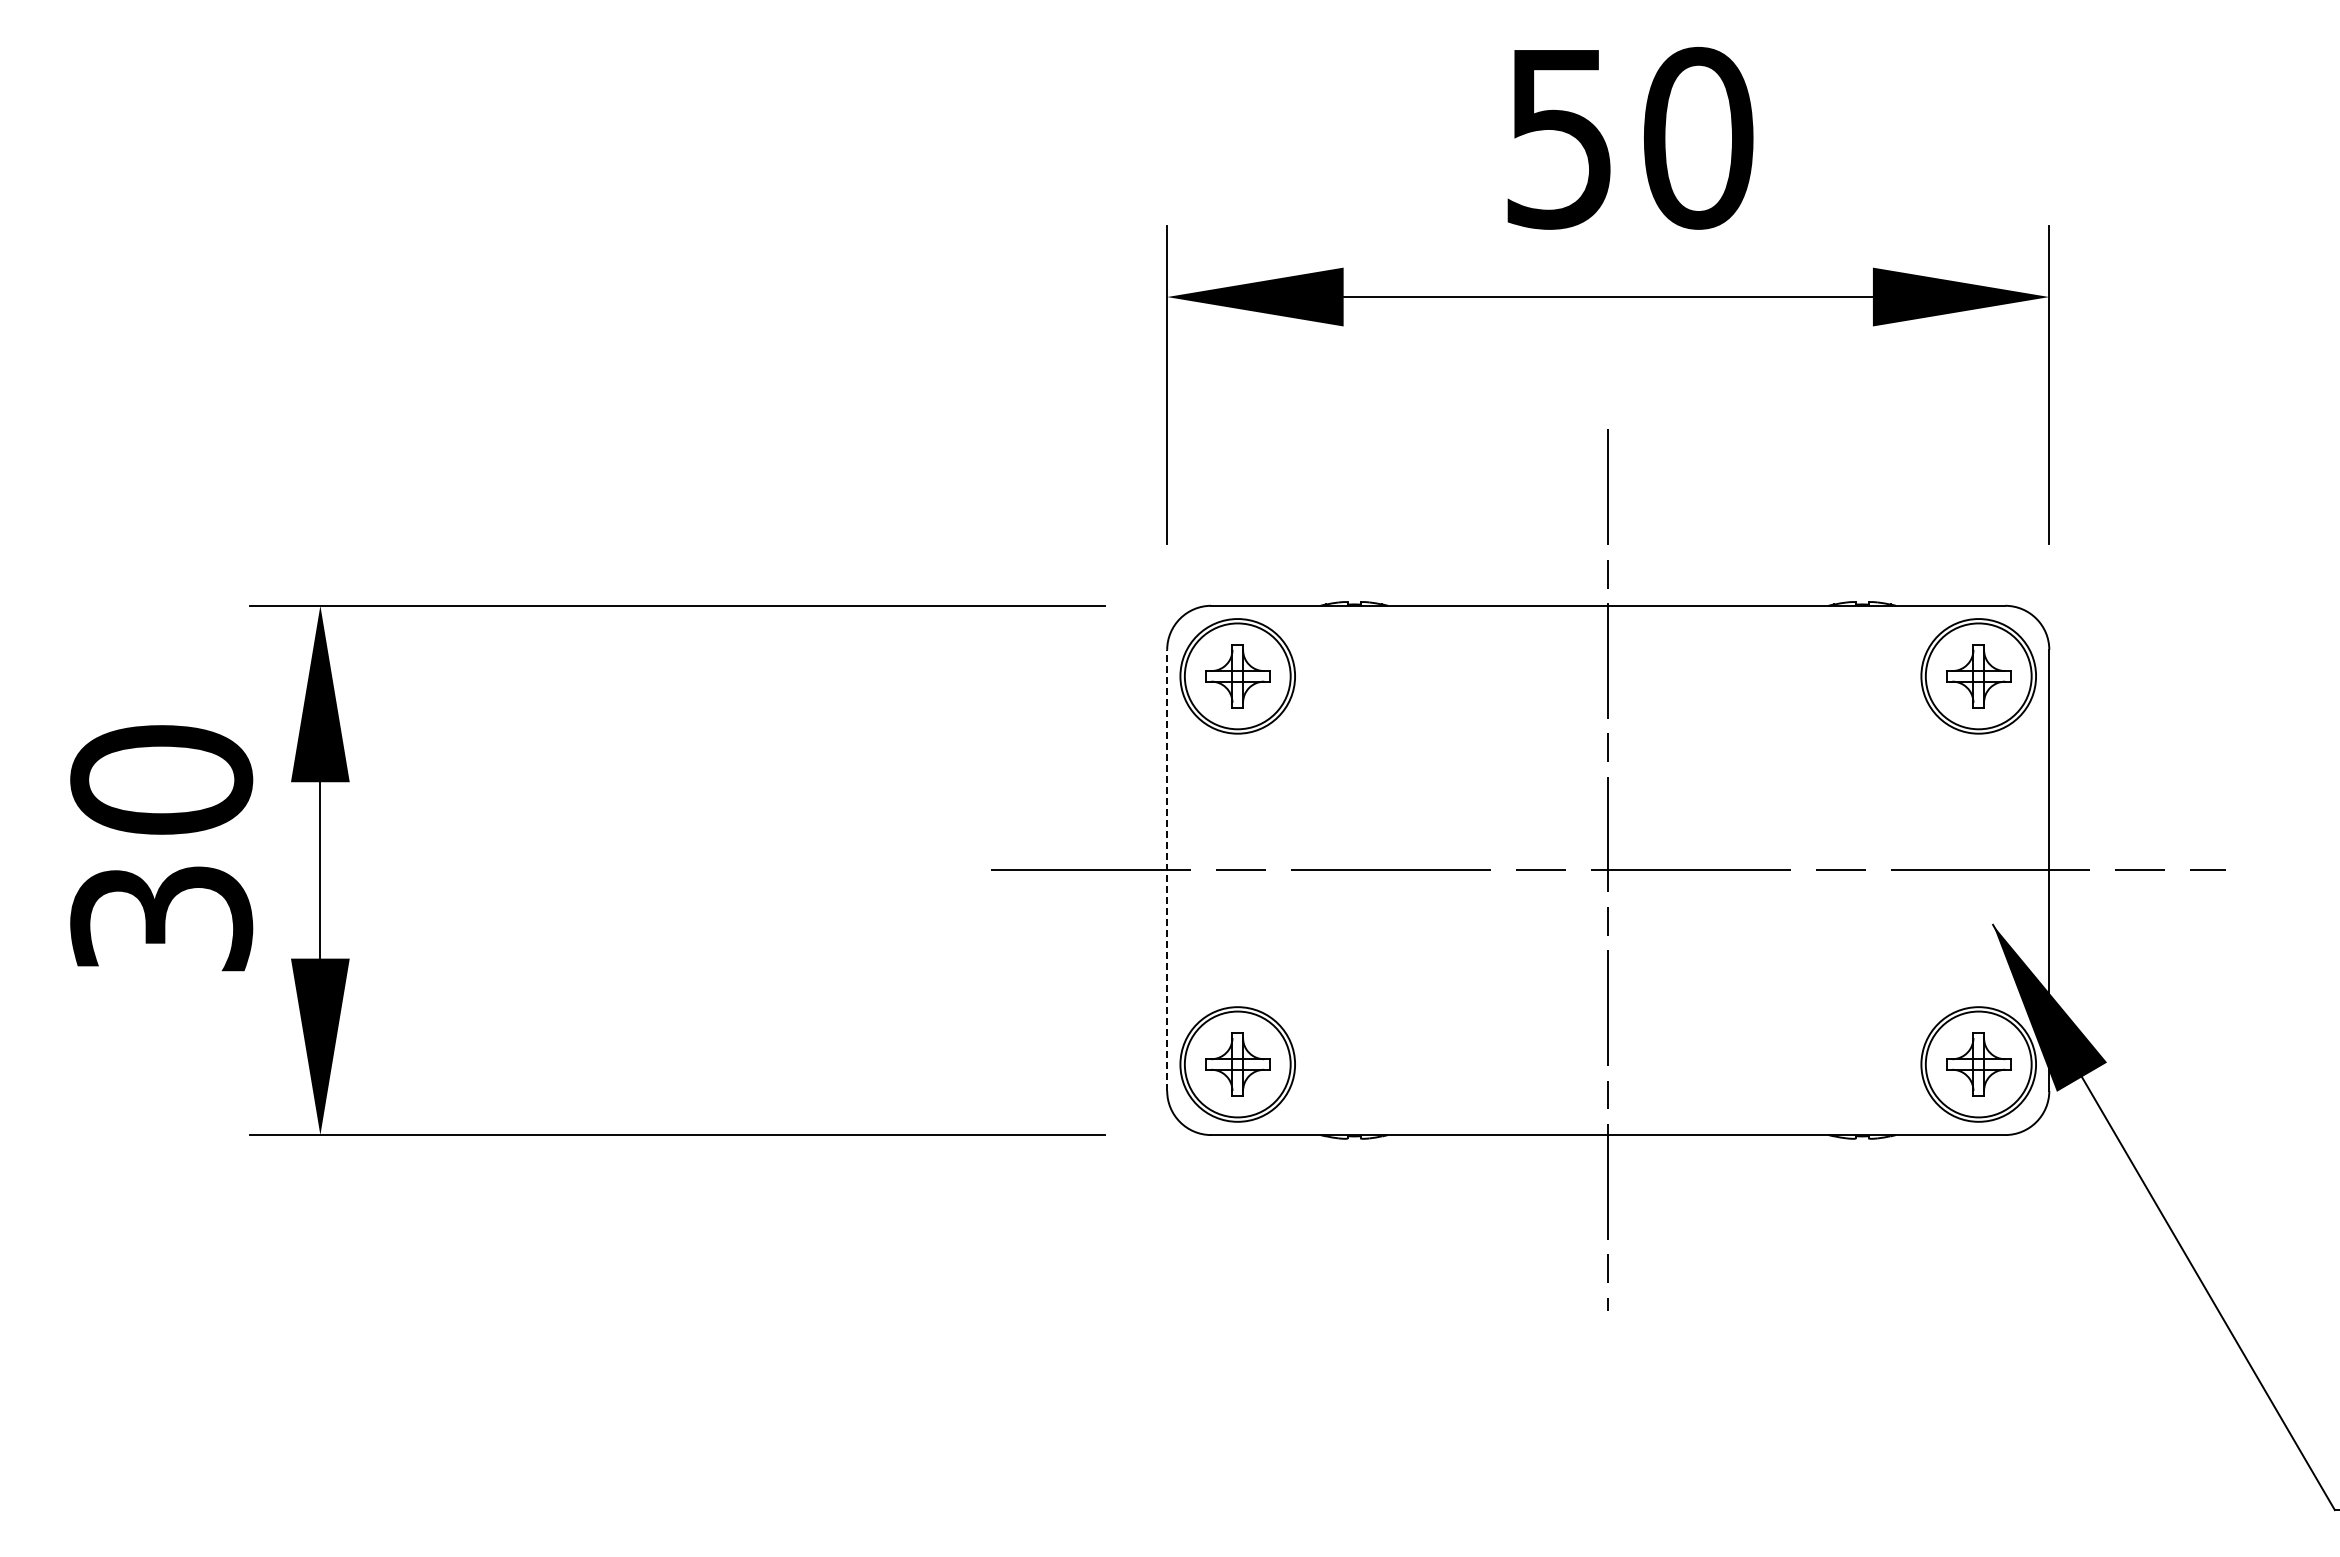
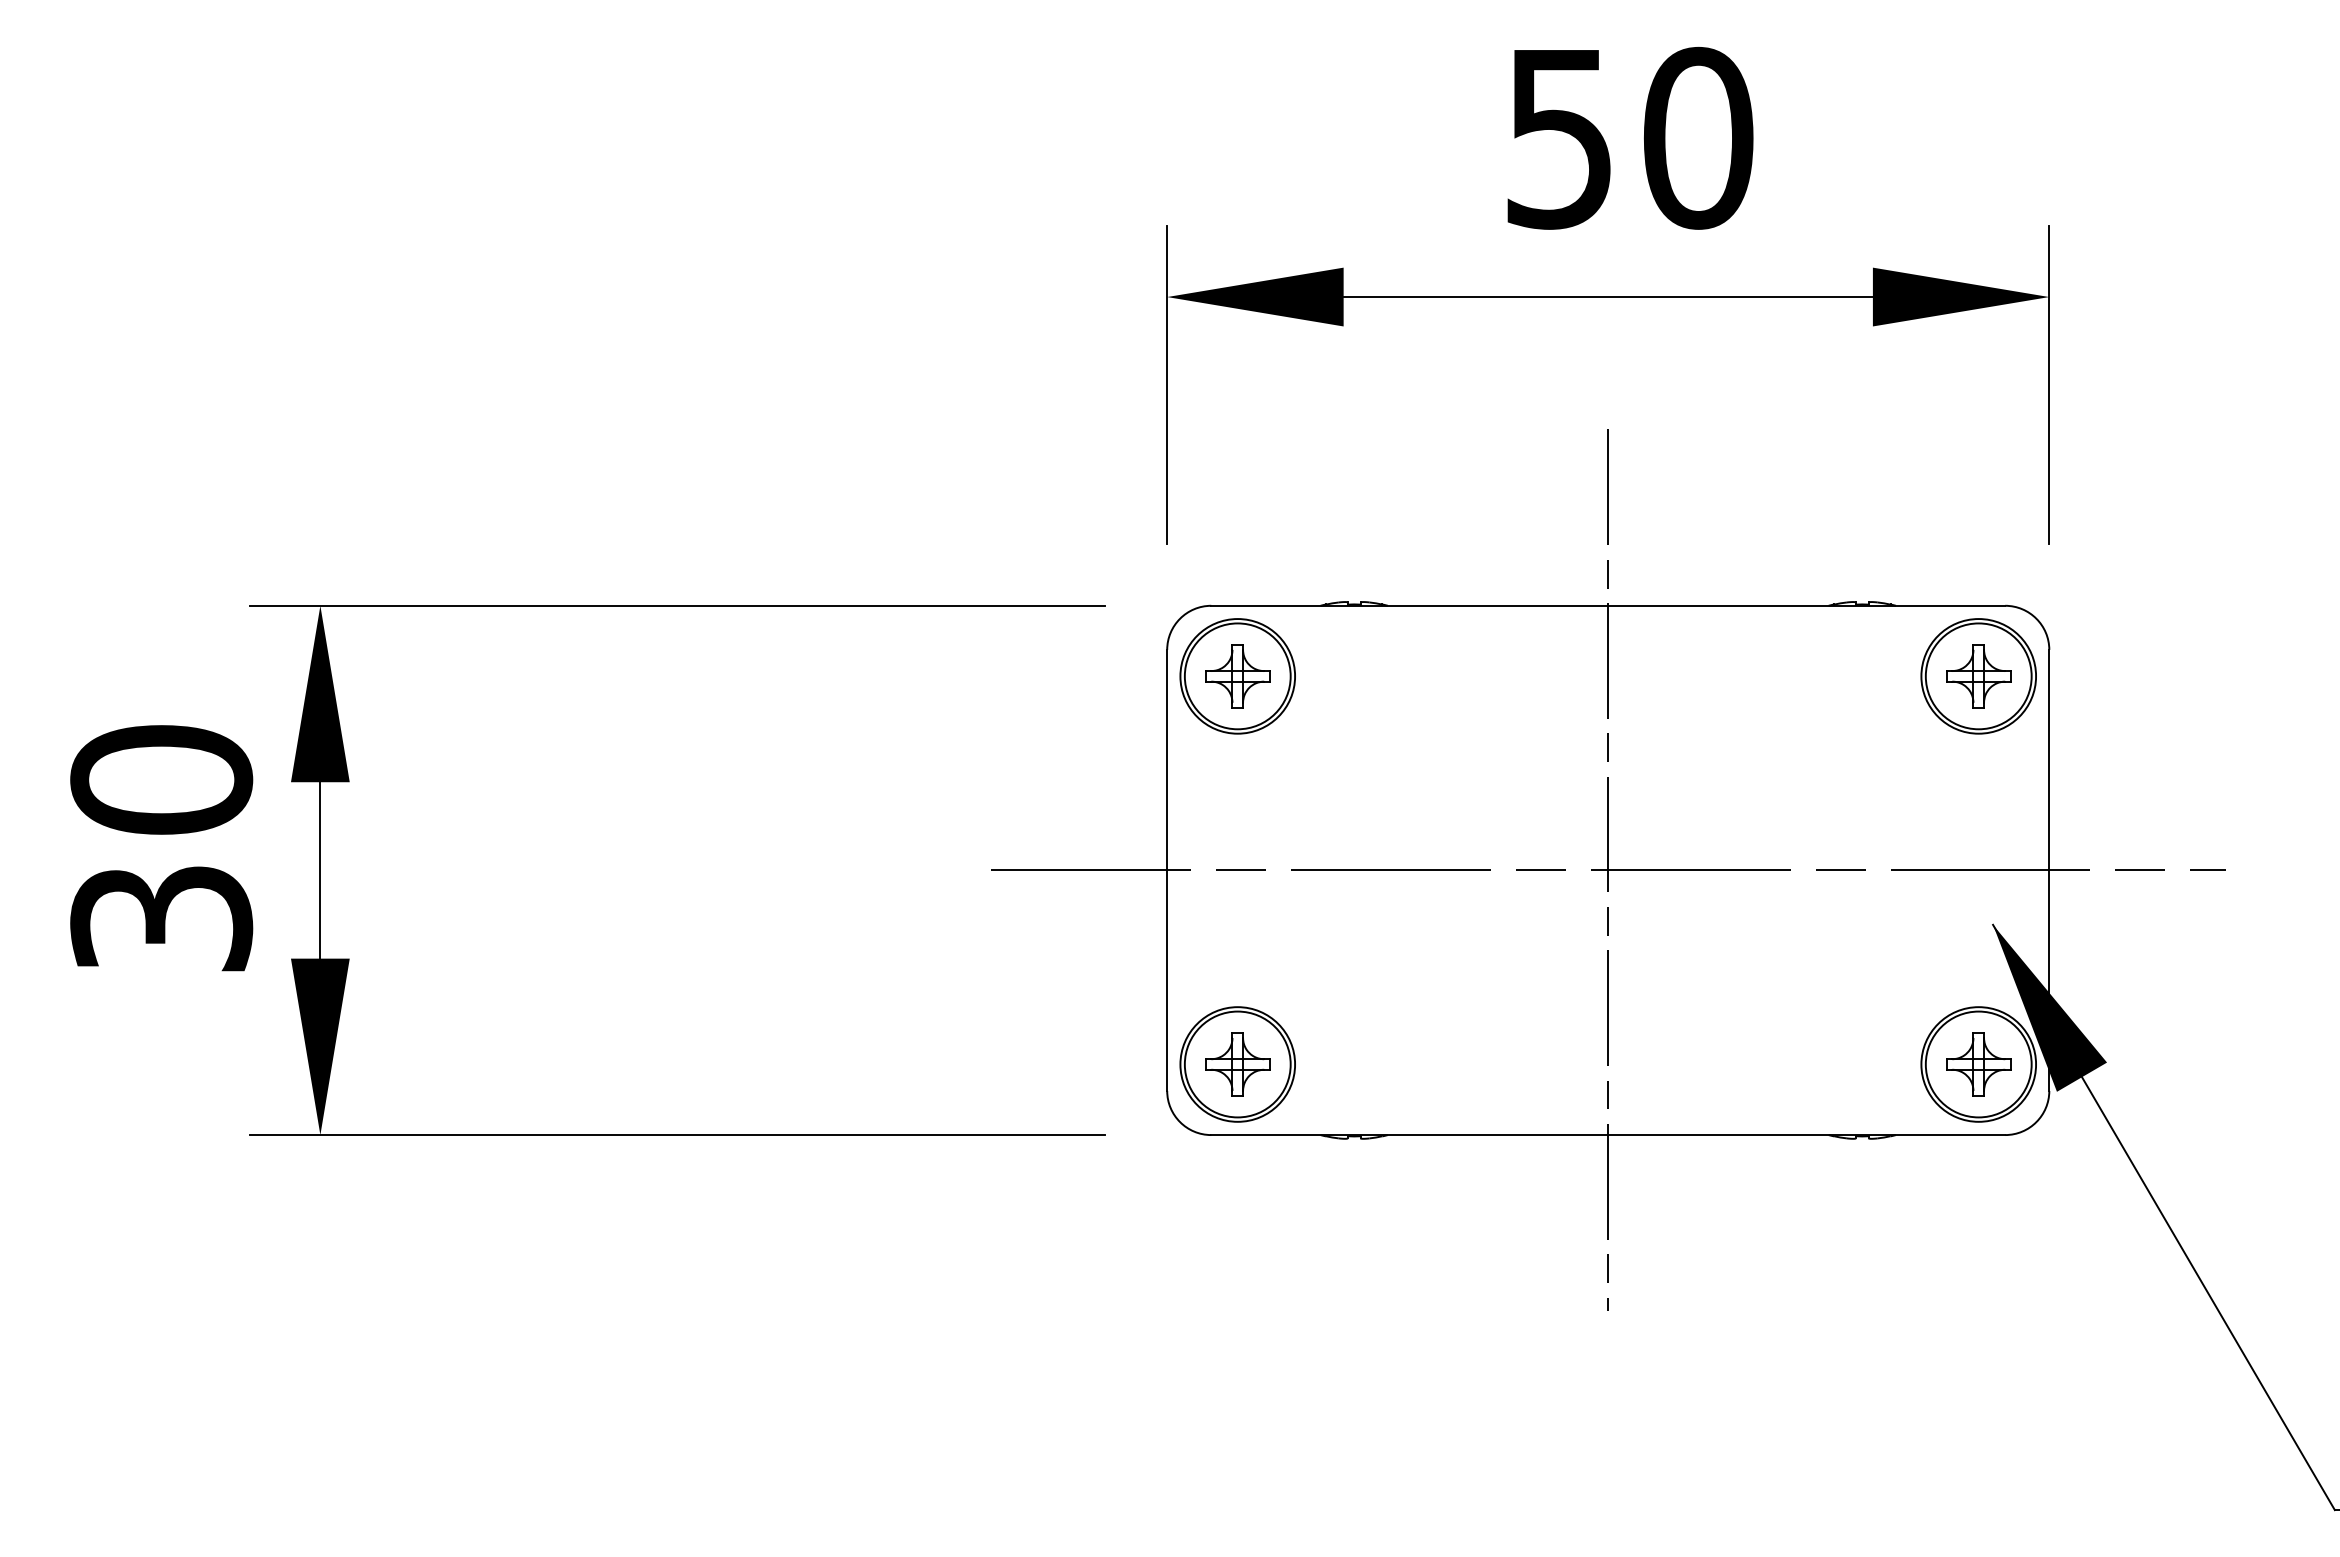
line: dashed -> solid (1167, 870)
